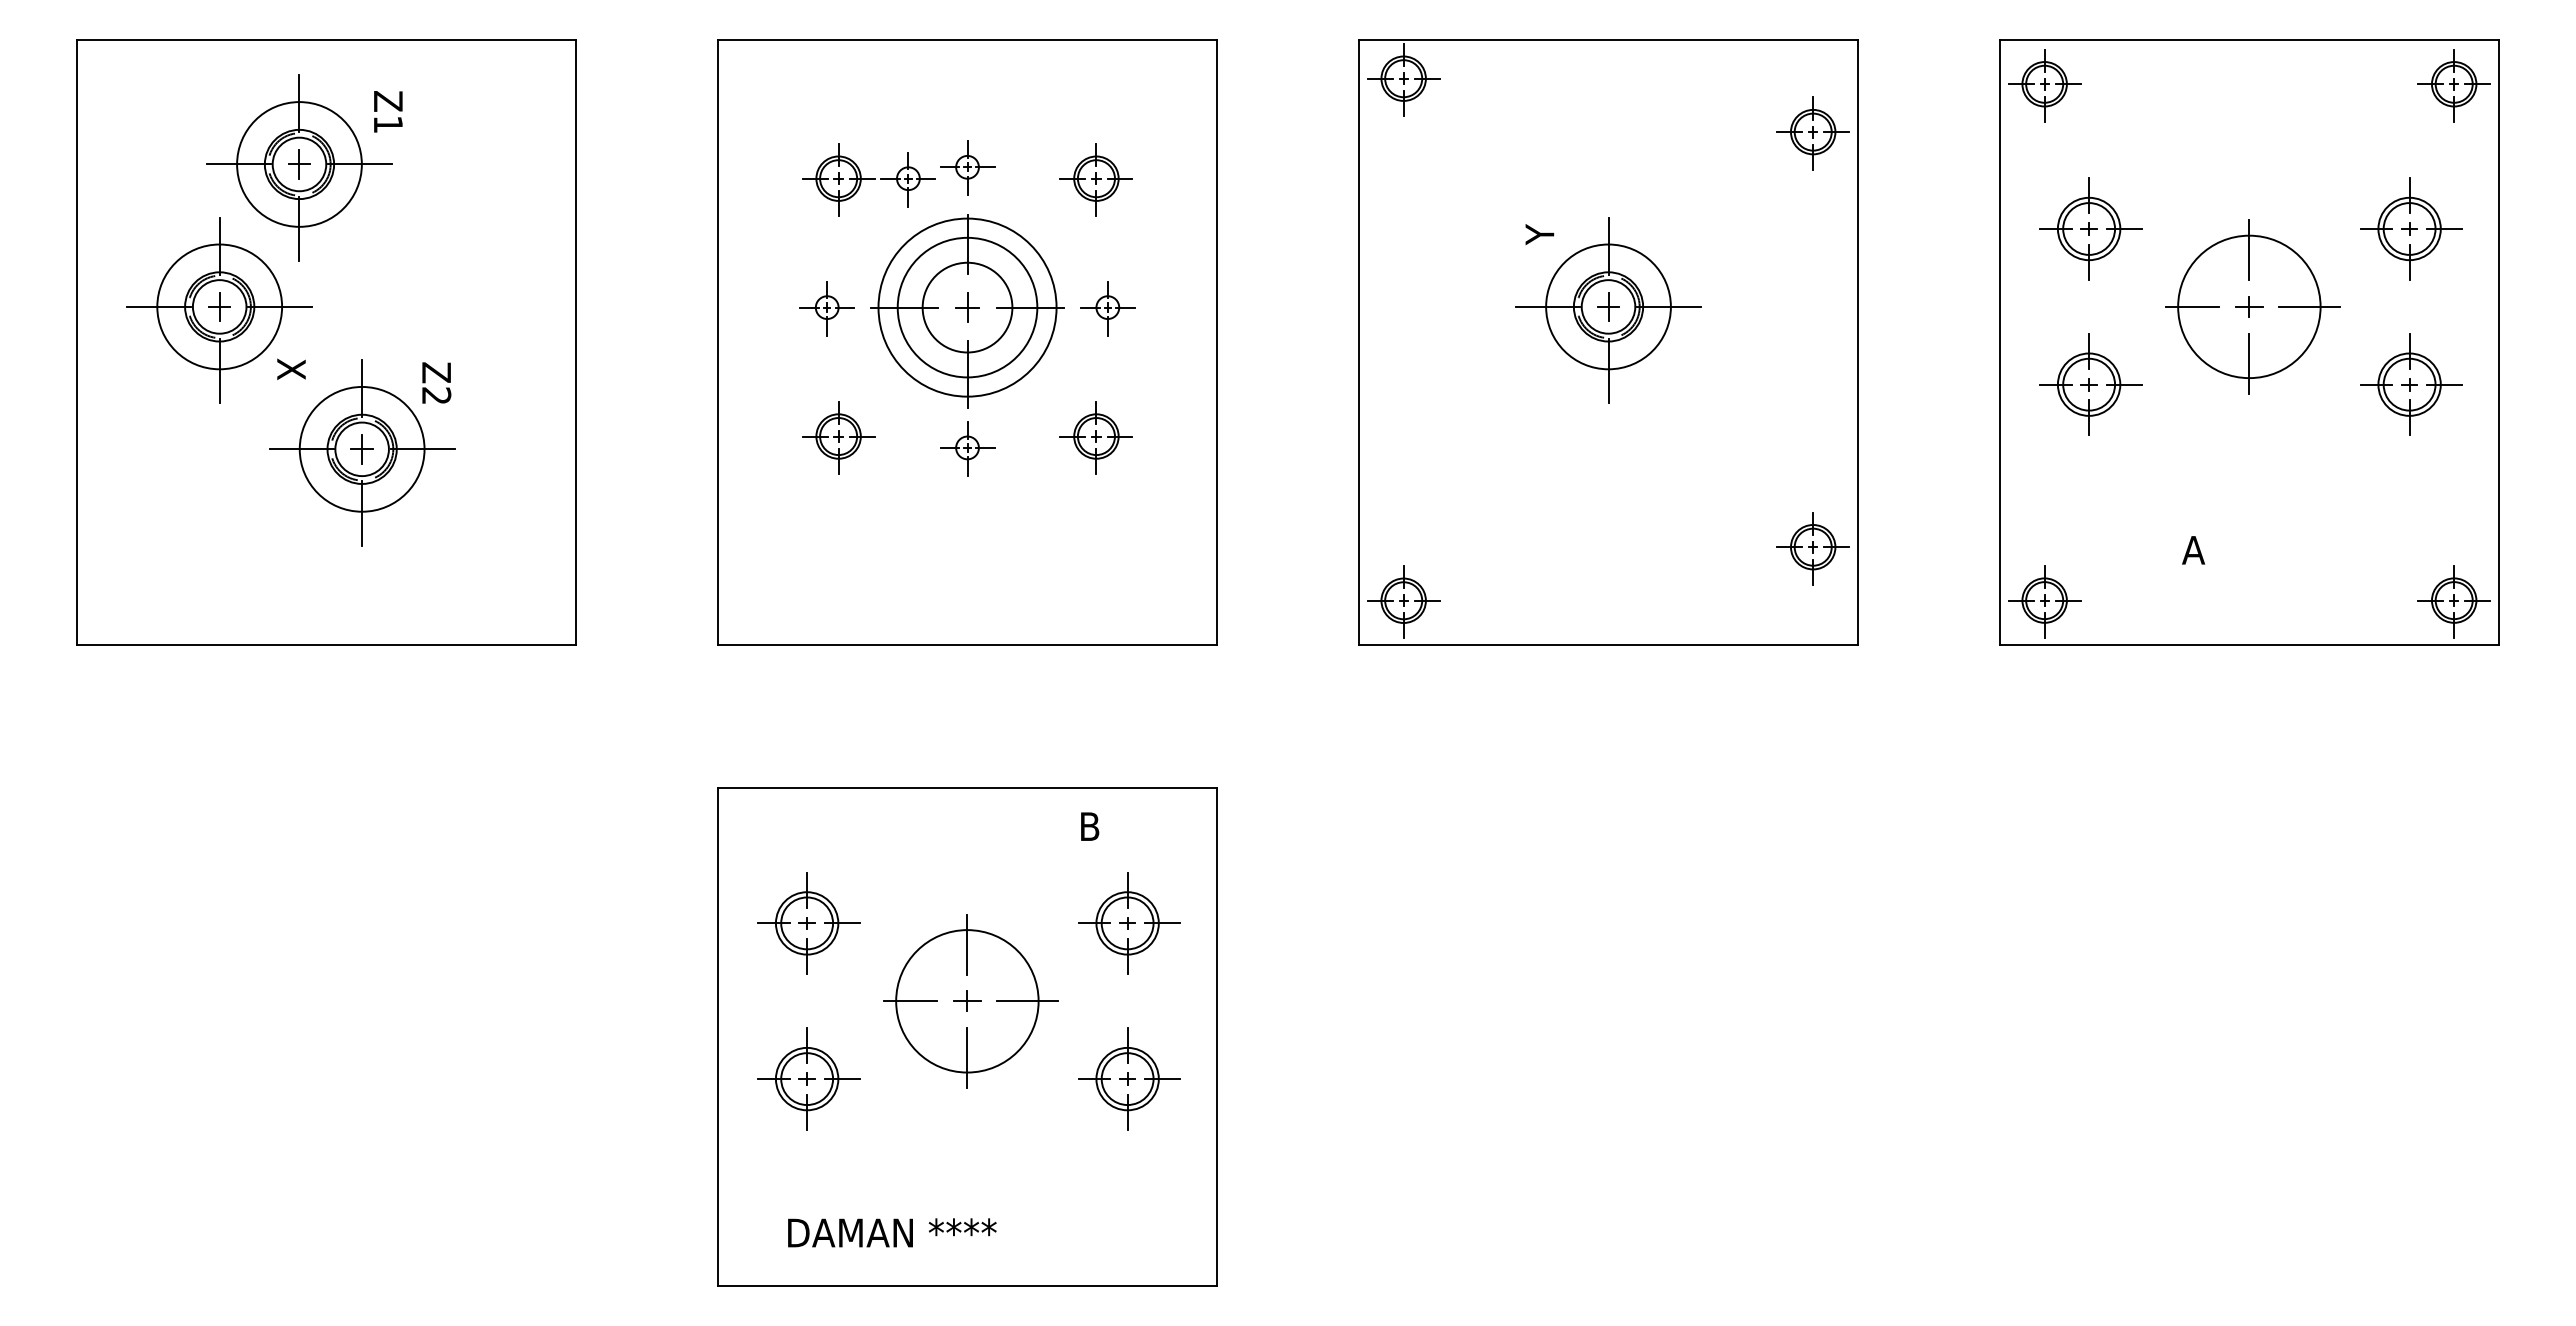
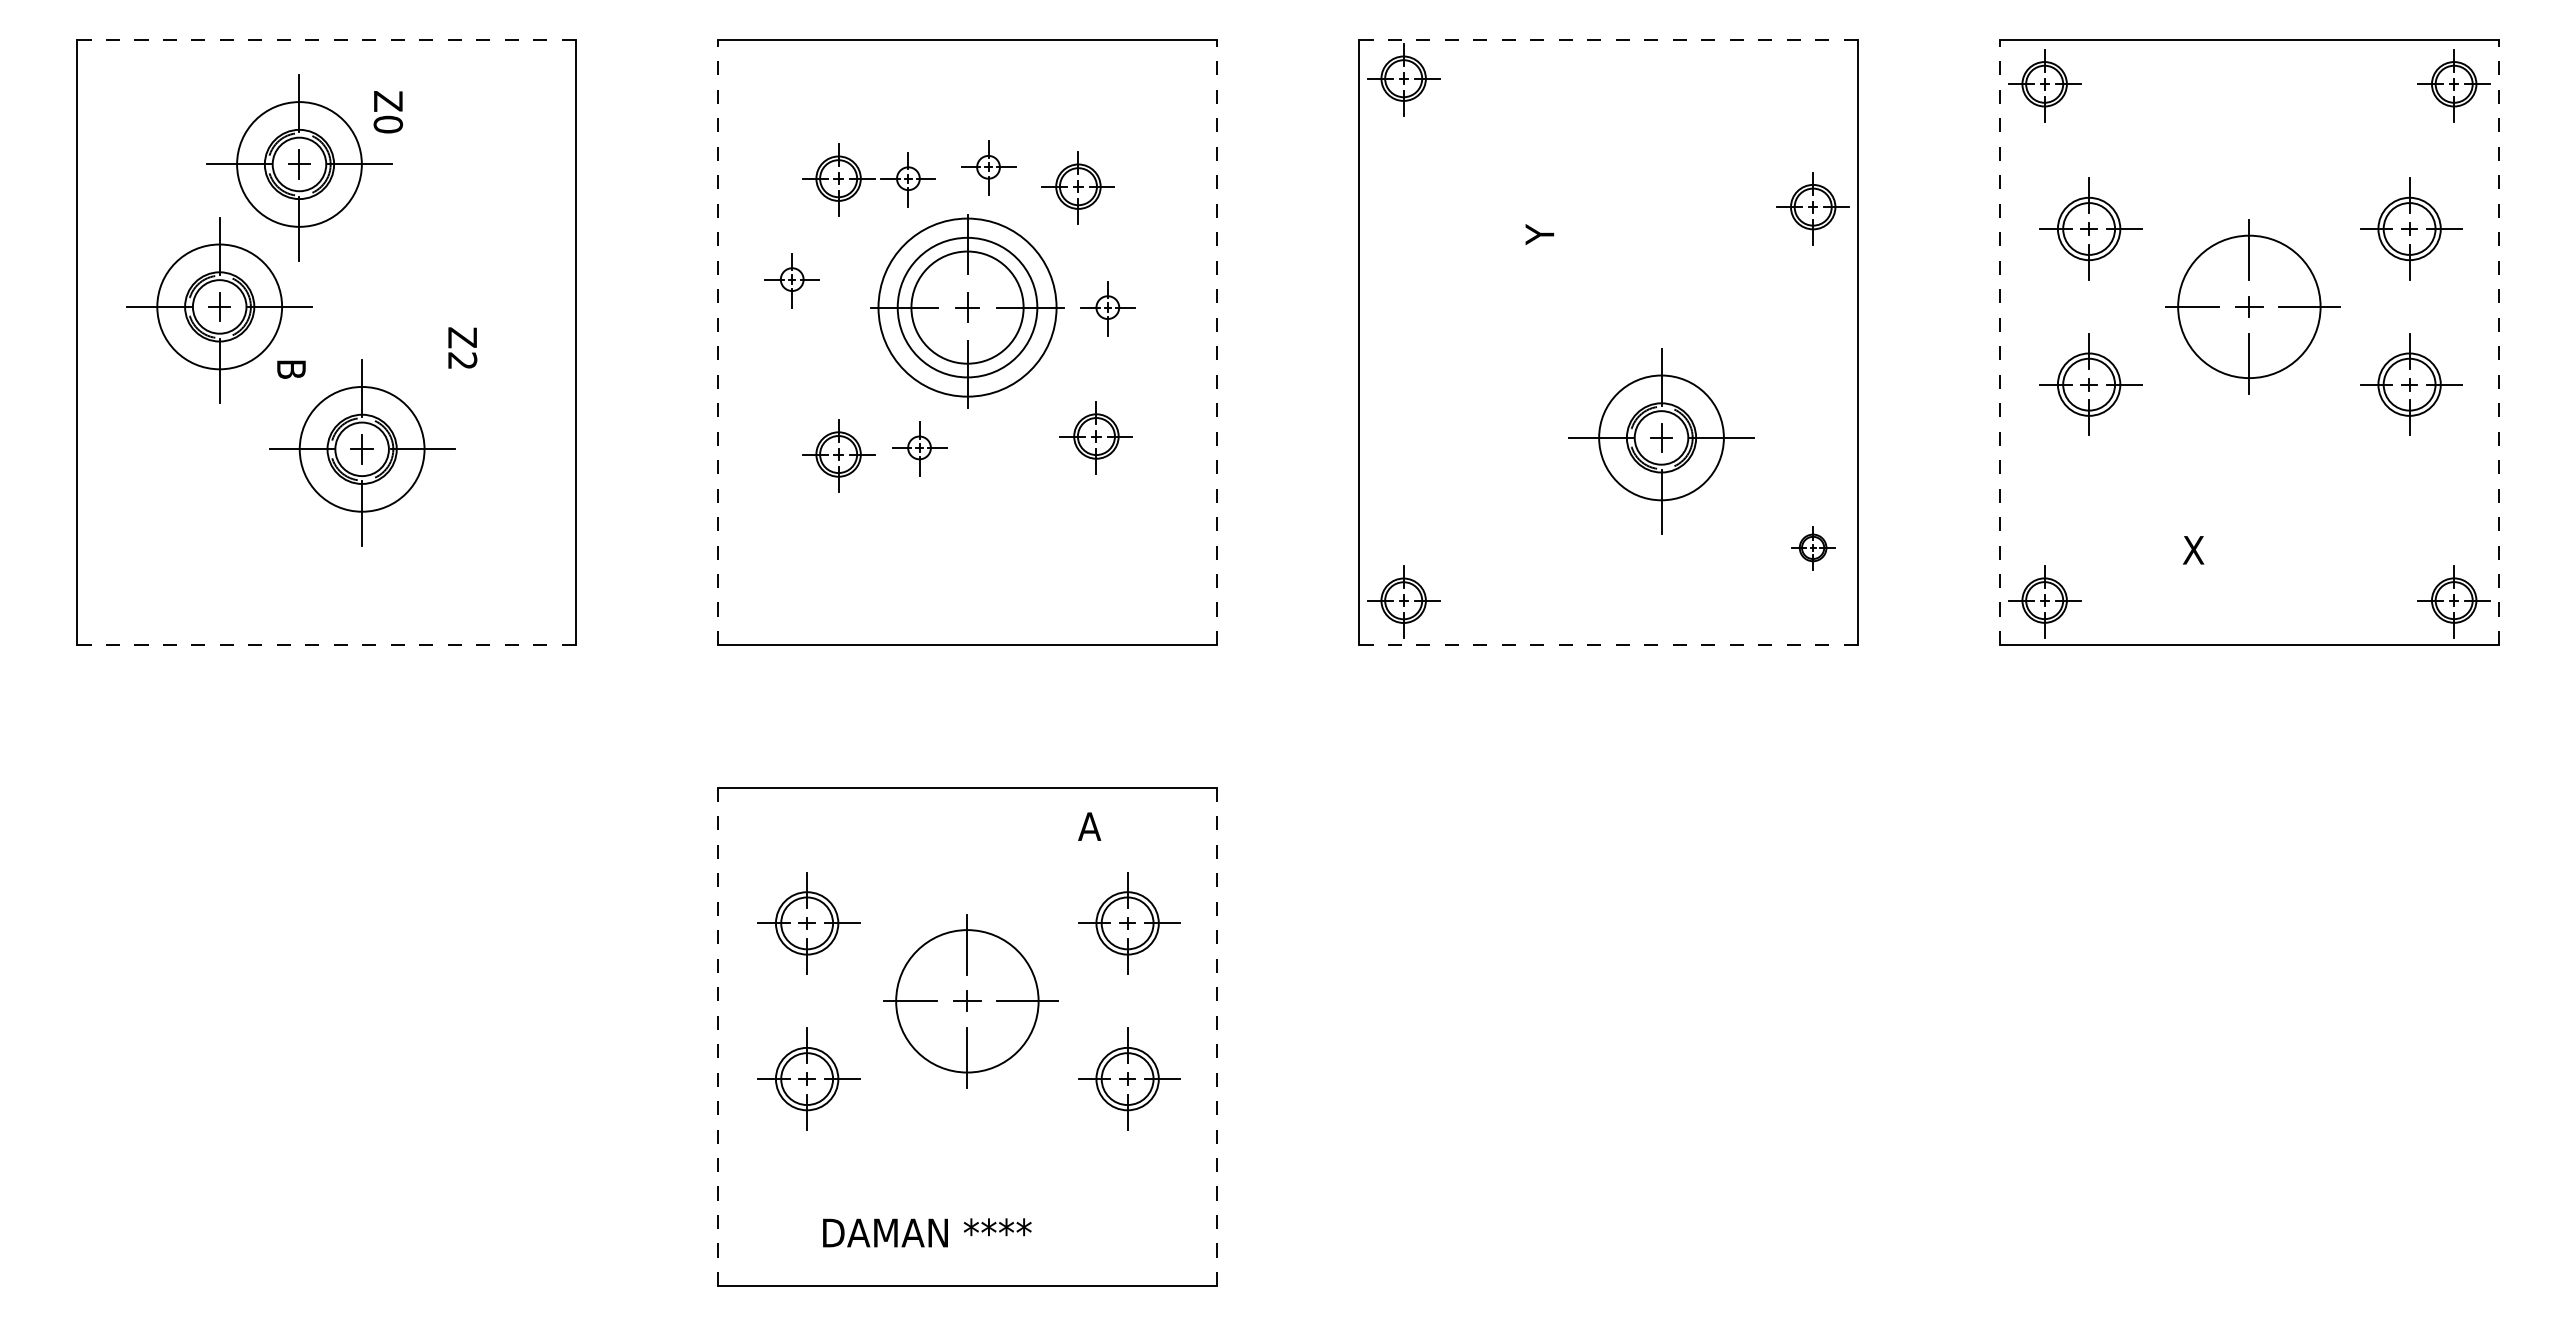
line: solid -> dashed (327, 39)
line: solid -> dashed (1608, 39)
text: Z1 -> Z0 (388, 124)
part position: (1812, 133) -> (1812, 208) (1812, 208)
part position: (967, 167) -> (988, 167) (988, 167)
part position: (1095, 179) -> (1077, 187) (1077, 187)
circle diameter: 90 px -> 112 px (967, 307)
part position: (826, 308) -> (791, 280) (791, 280)
part position: (1608, 310) -> (1661, 441) (1661, 441)
line: solid -> dashed (718, 342)
line: solid -> dashed (1216, 342)
line: solid -> dashed (2000, 342)
line: solid -> dashed (2498, 342)
text: X -> B (291, 368)
text position: (436, 382) -> (462, 347) (462, 347)
part position: (838, 437) -> (838, 455) (838, 455)
part position: (967, 448) -> (919, 448) (919, 448)
part size: 74x74 px -> 45x45 px (1813, 548)
text: A -> X (2193, 550)
line: solid -> dashed (327, 645)
line: solid -> dashed (1609, 645)
text: B -> A (1089, 826)
line: solid -> dashed (718, 1036)
line: solid -> dashed (1216, 1036)
text position: (892, 1232) -> (927, 1232) (927, 1232)
